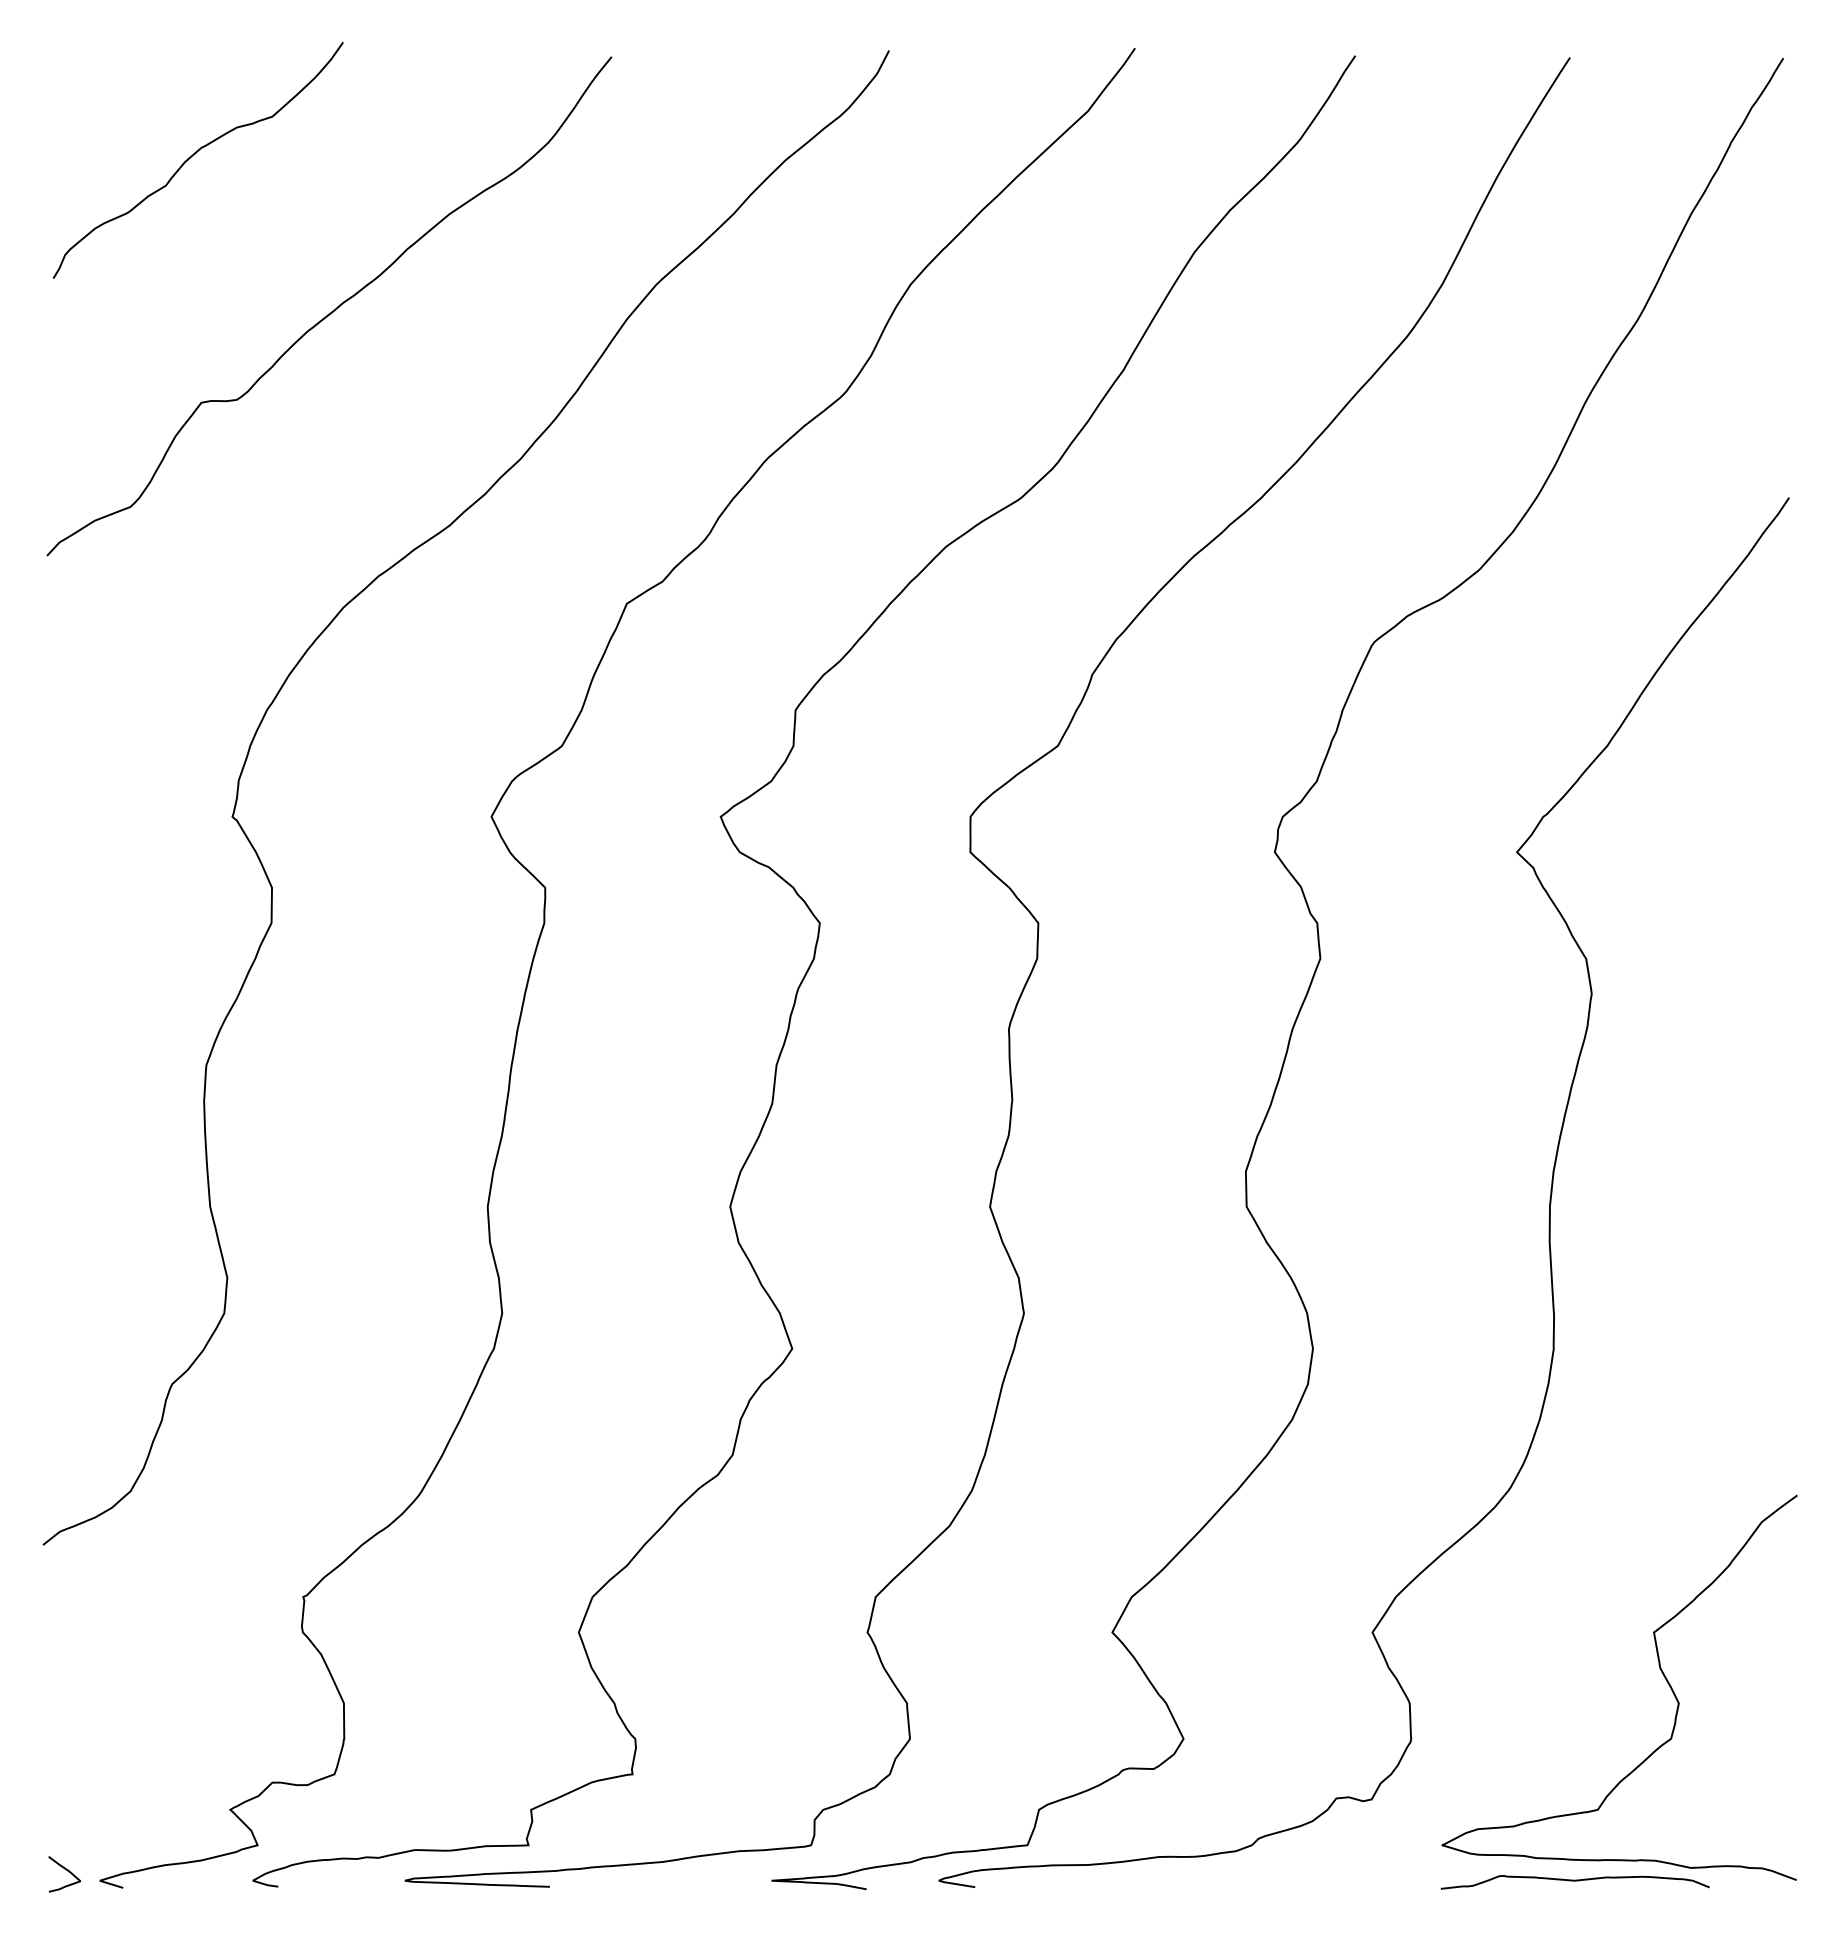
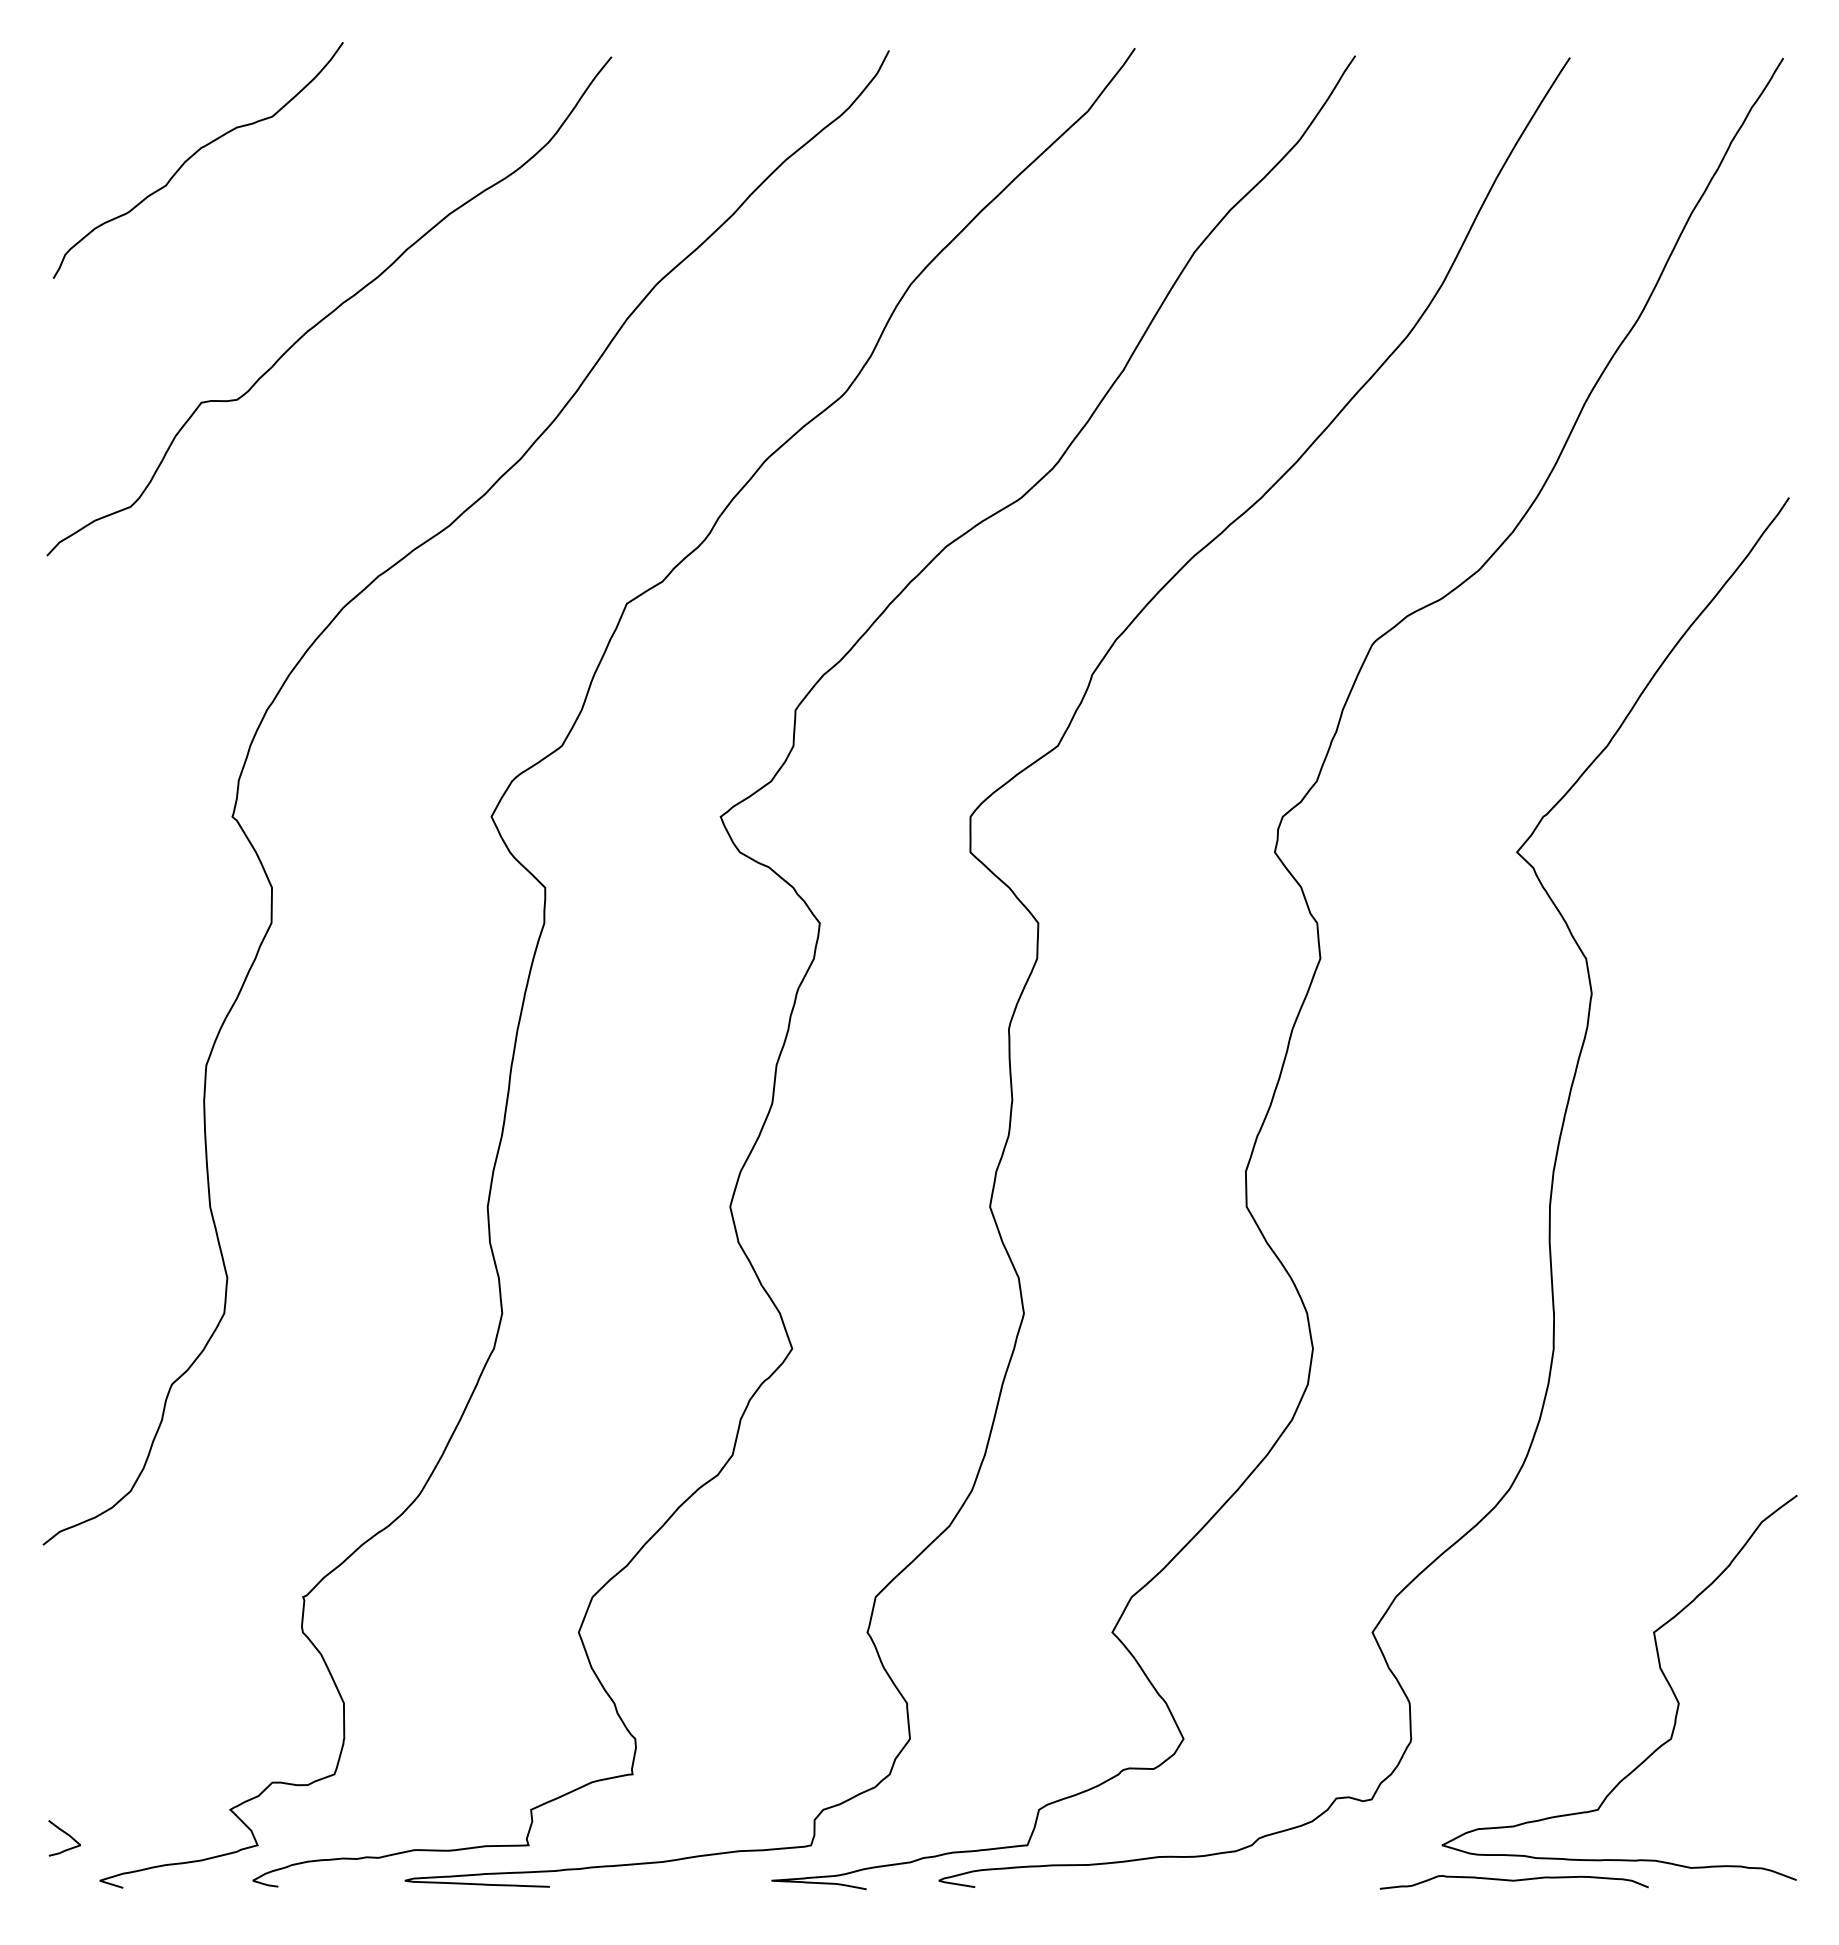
curve position: (67, 1871) -> (67, 1835) (67, 1835)
curve position: (1574, 1881) -> (1513, 1881) (1513, 1881)
